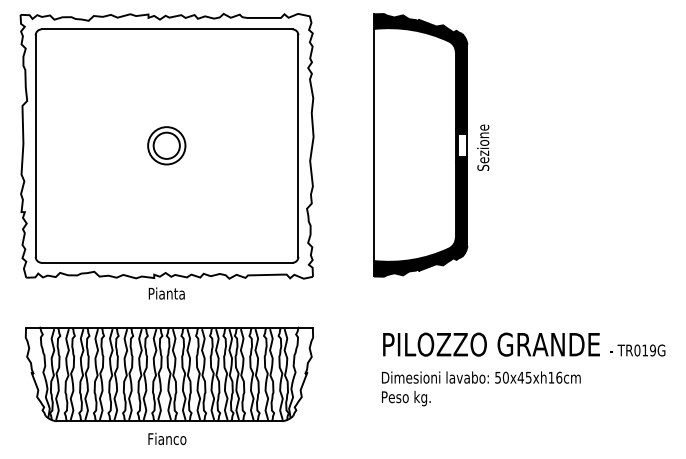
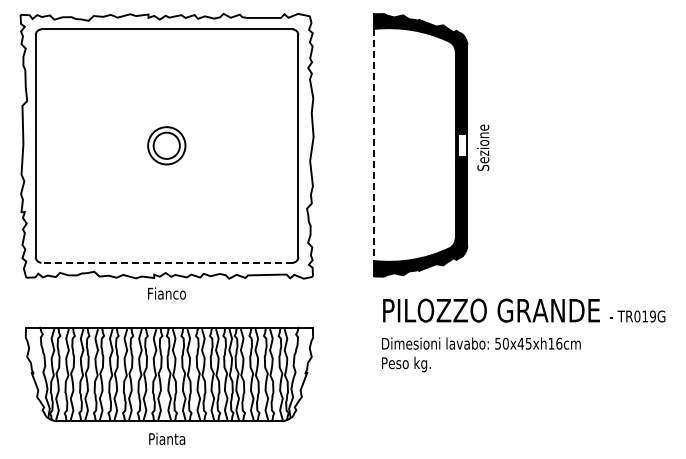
line: solid -> dashed (374, 145)
line: solid -> dashed (167, 262)
text: Pianta -> Fianco (166, 293)
text position: (523, 369) -> (523, 335) (523, 335)
text: Fianco -> Pianta (167, 438)
